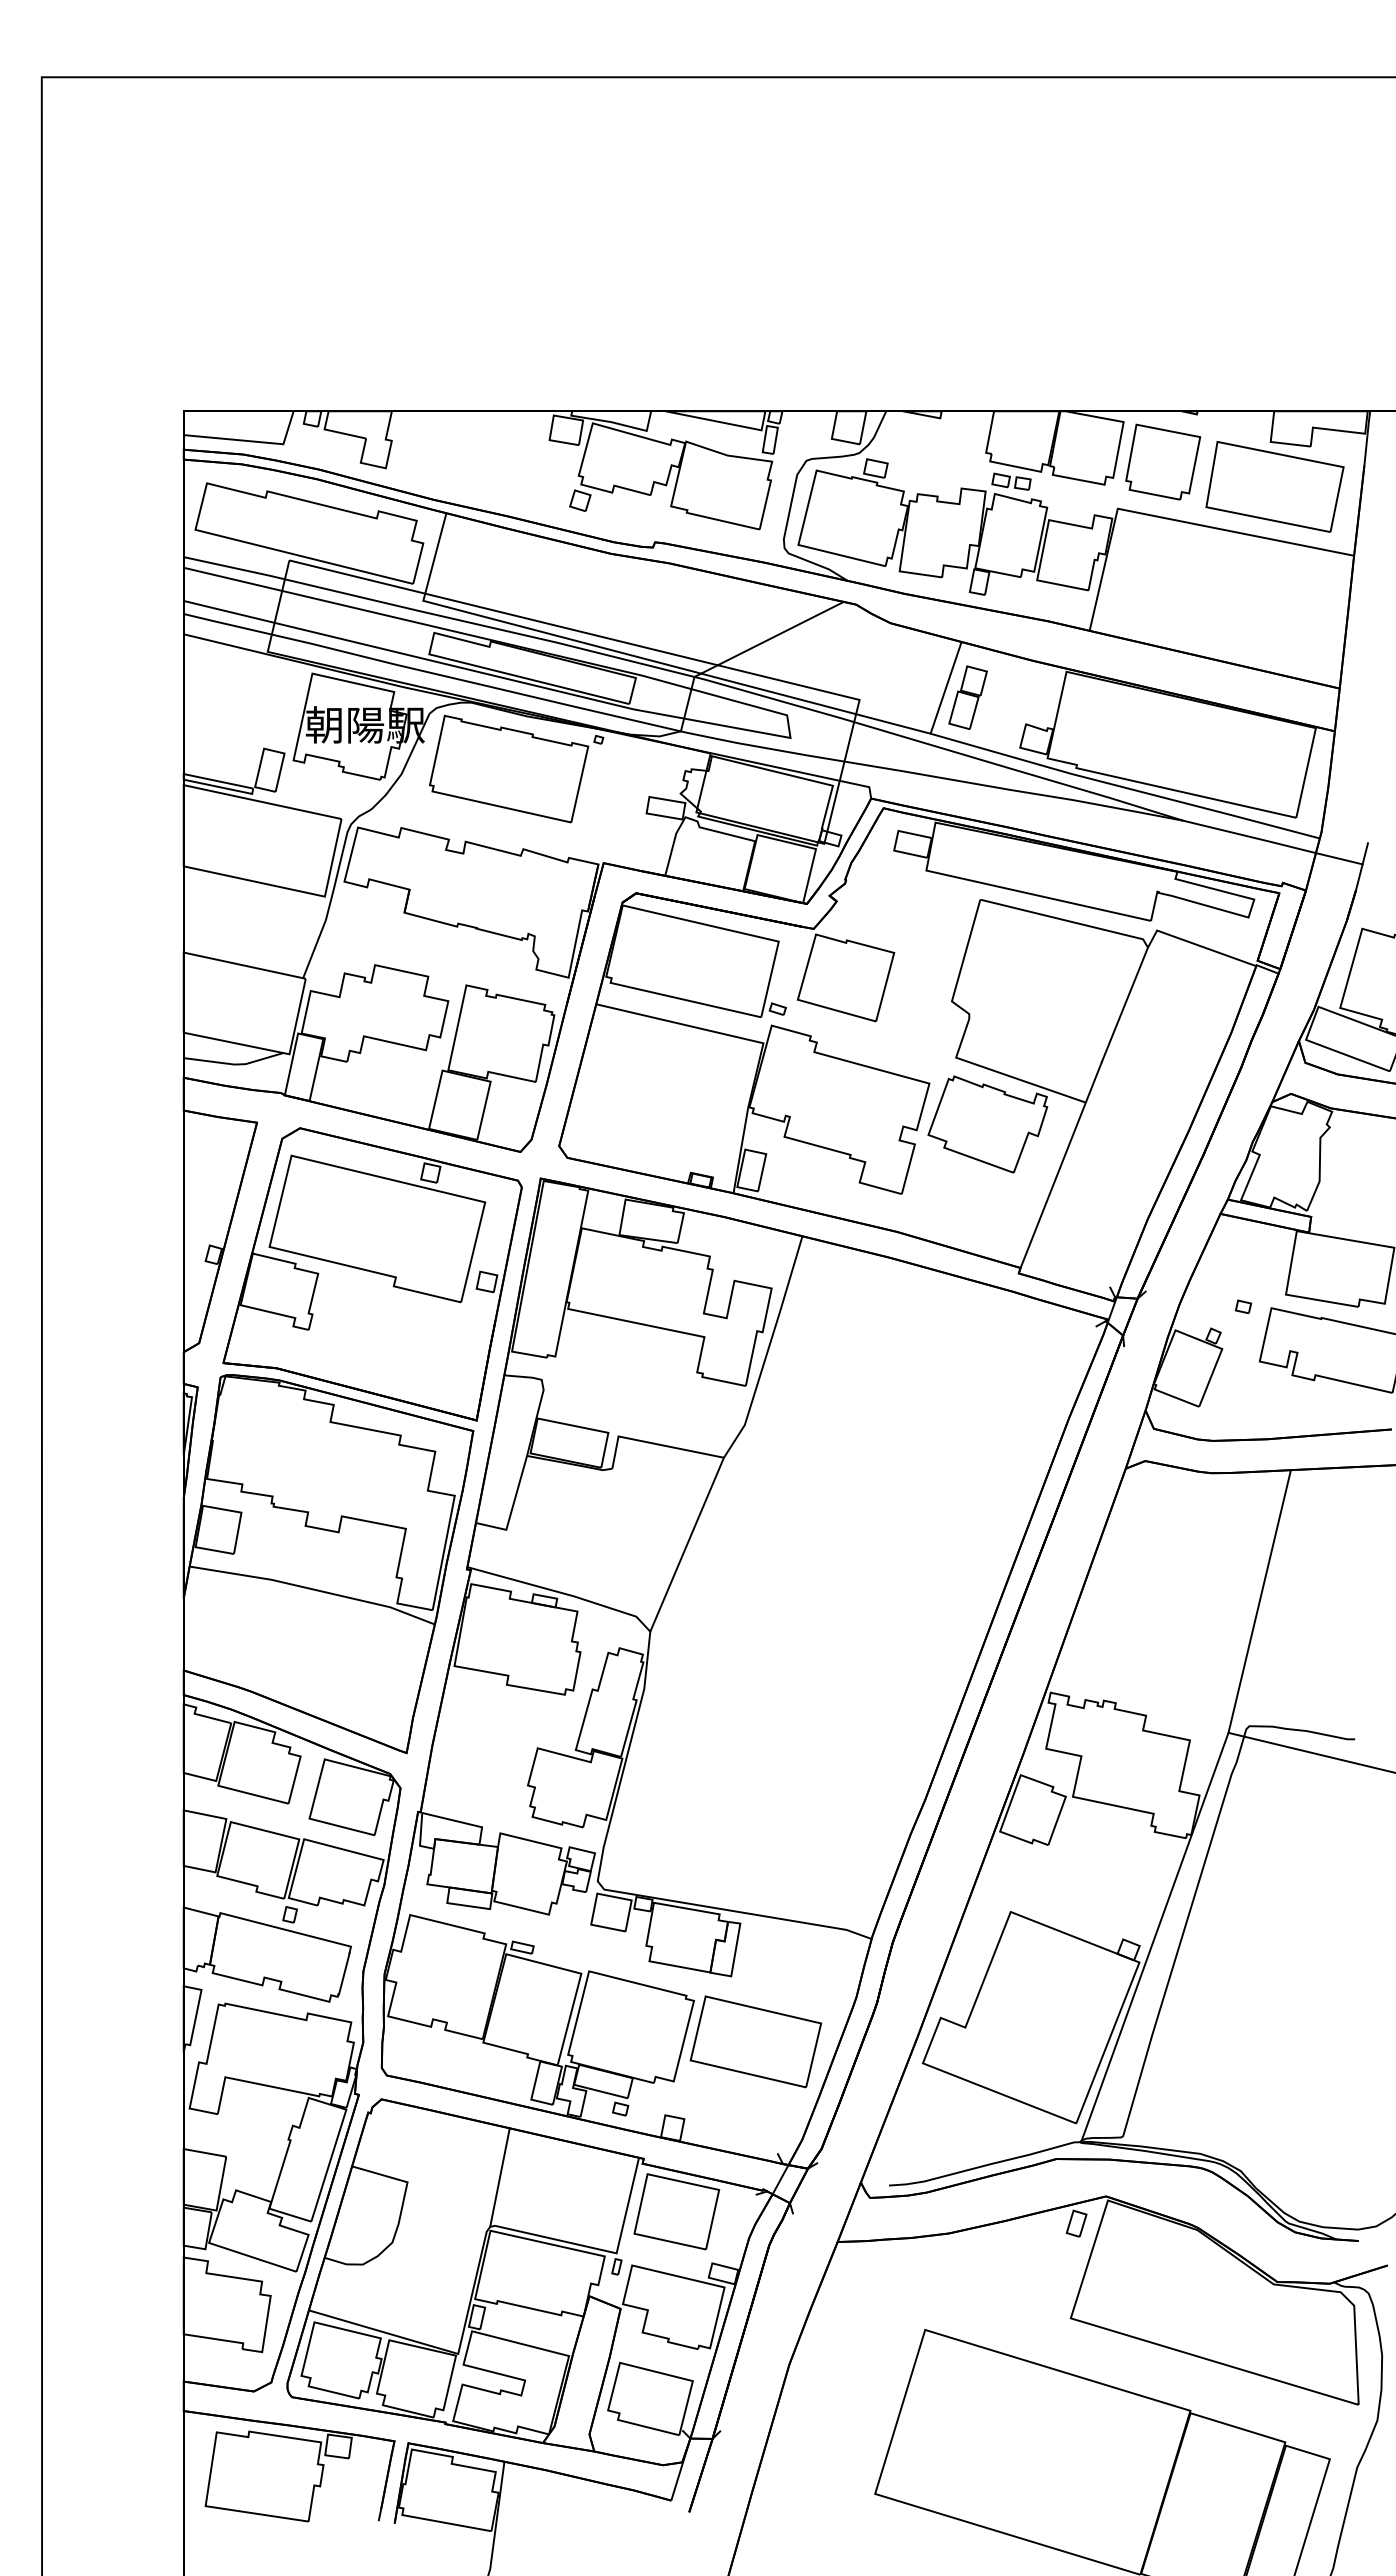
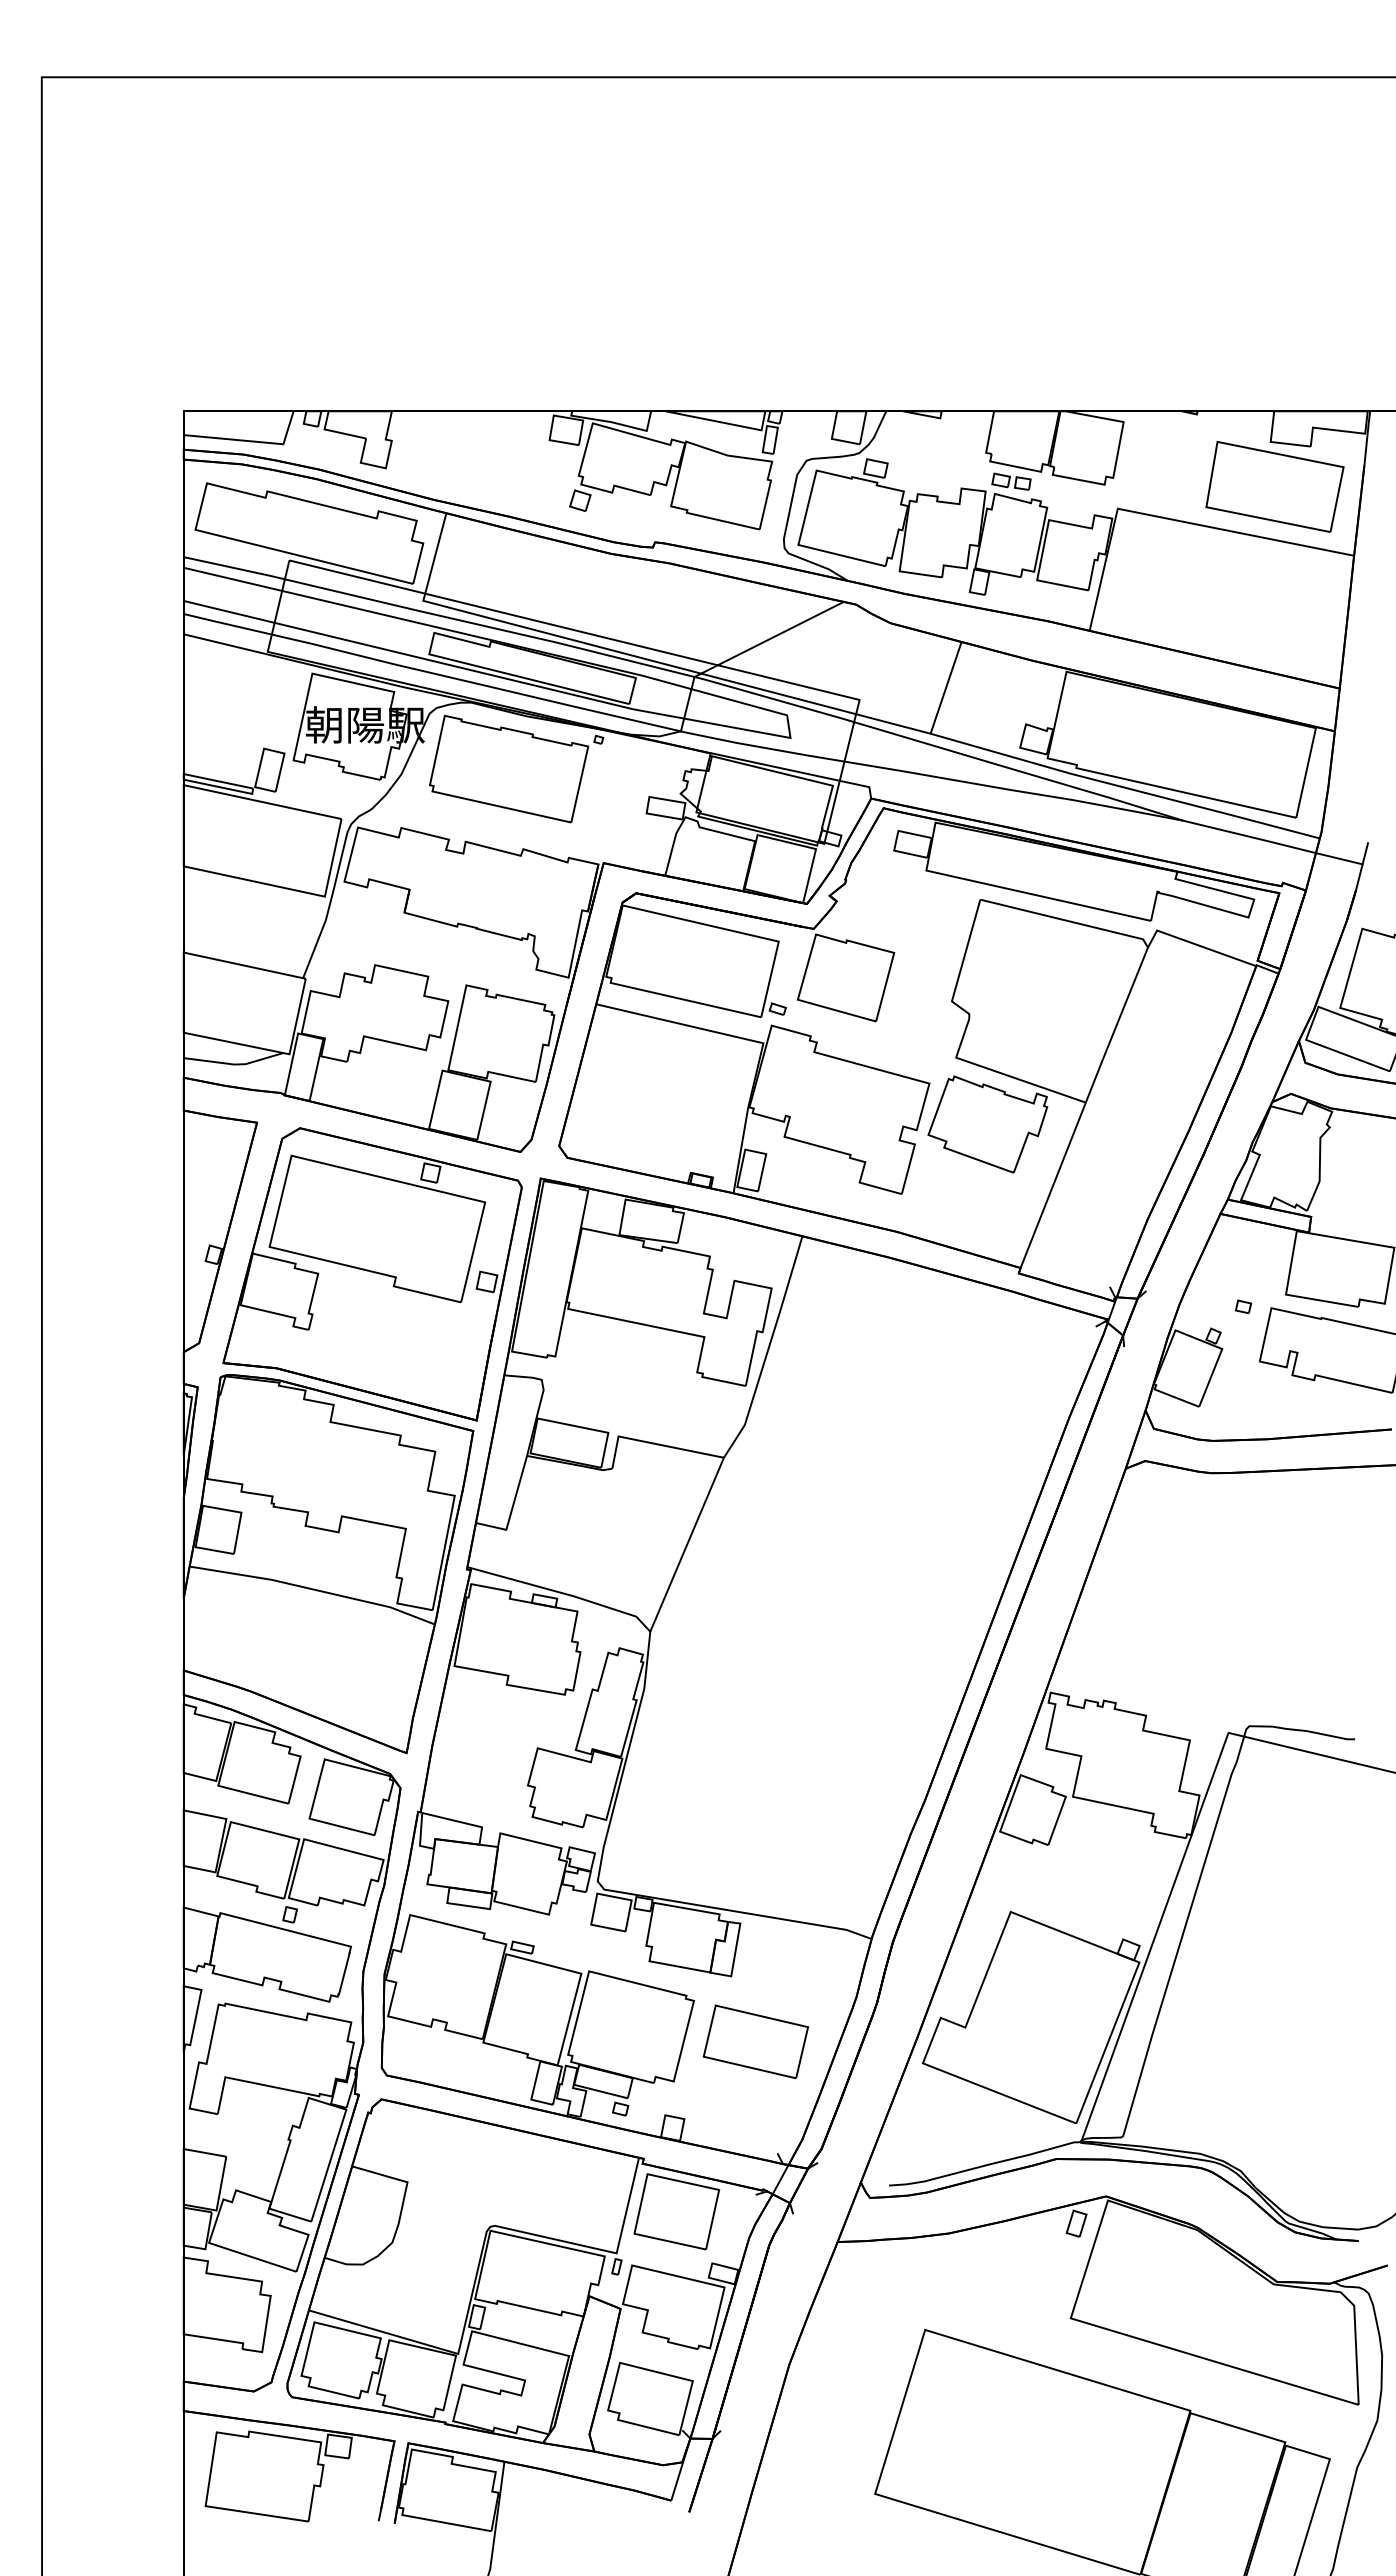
part: present -> none (1163, 461)
part: present -> none (967, 697)
line: present -> none (1259, 1601)
part size: 134x94 px -> 108x76 px (755, 2041)
line: present -> none (499, 2177)
